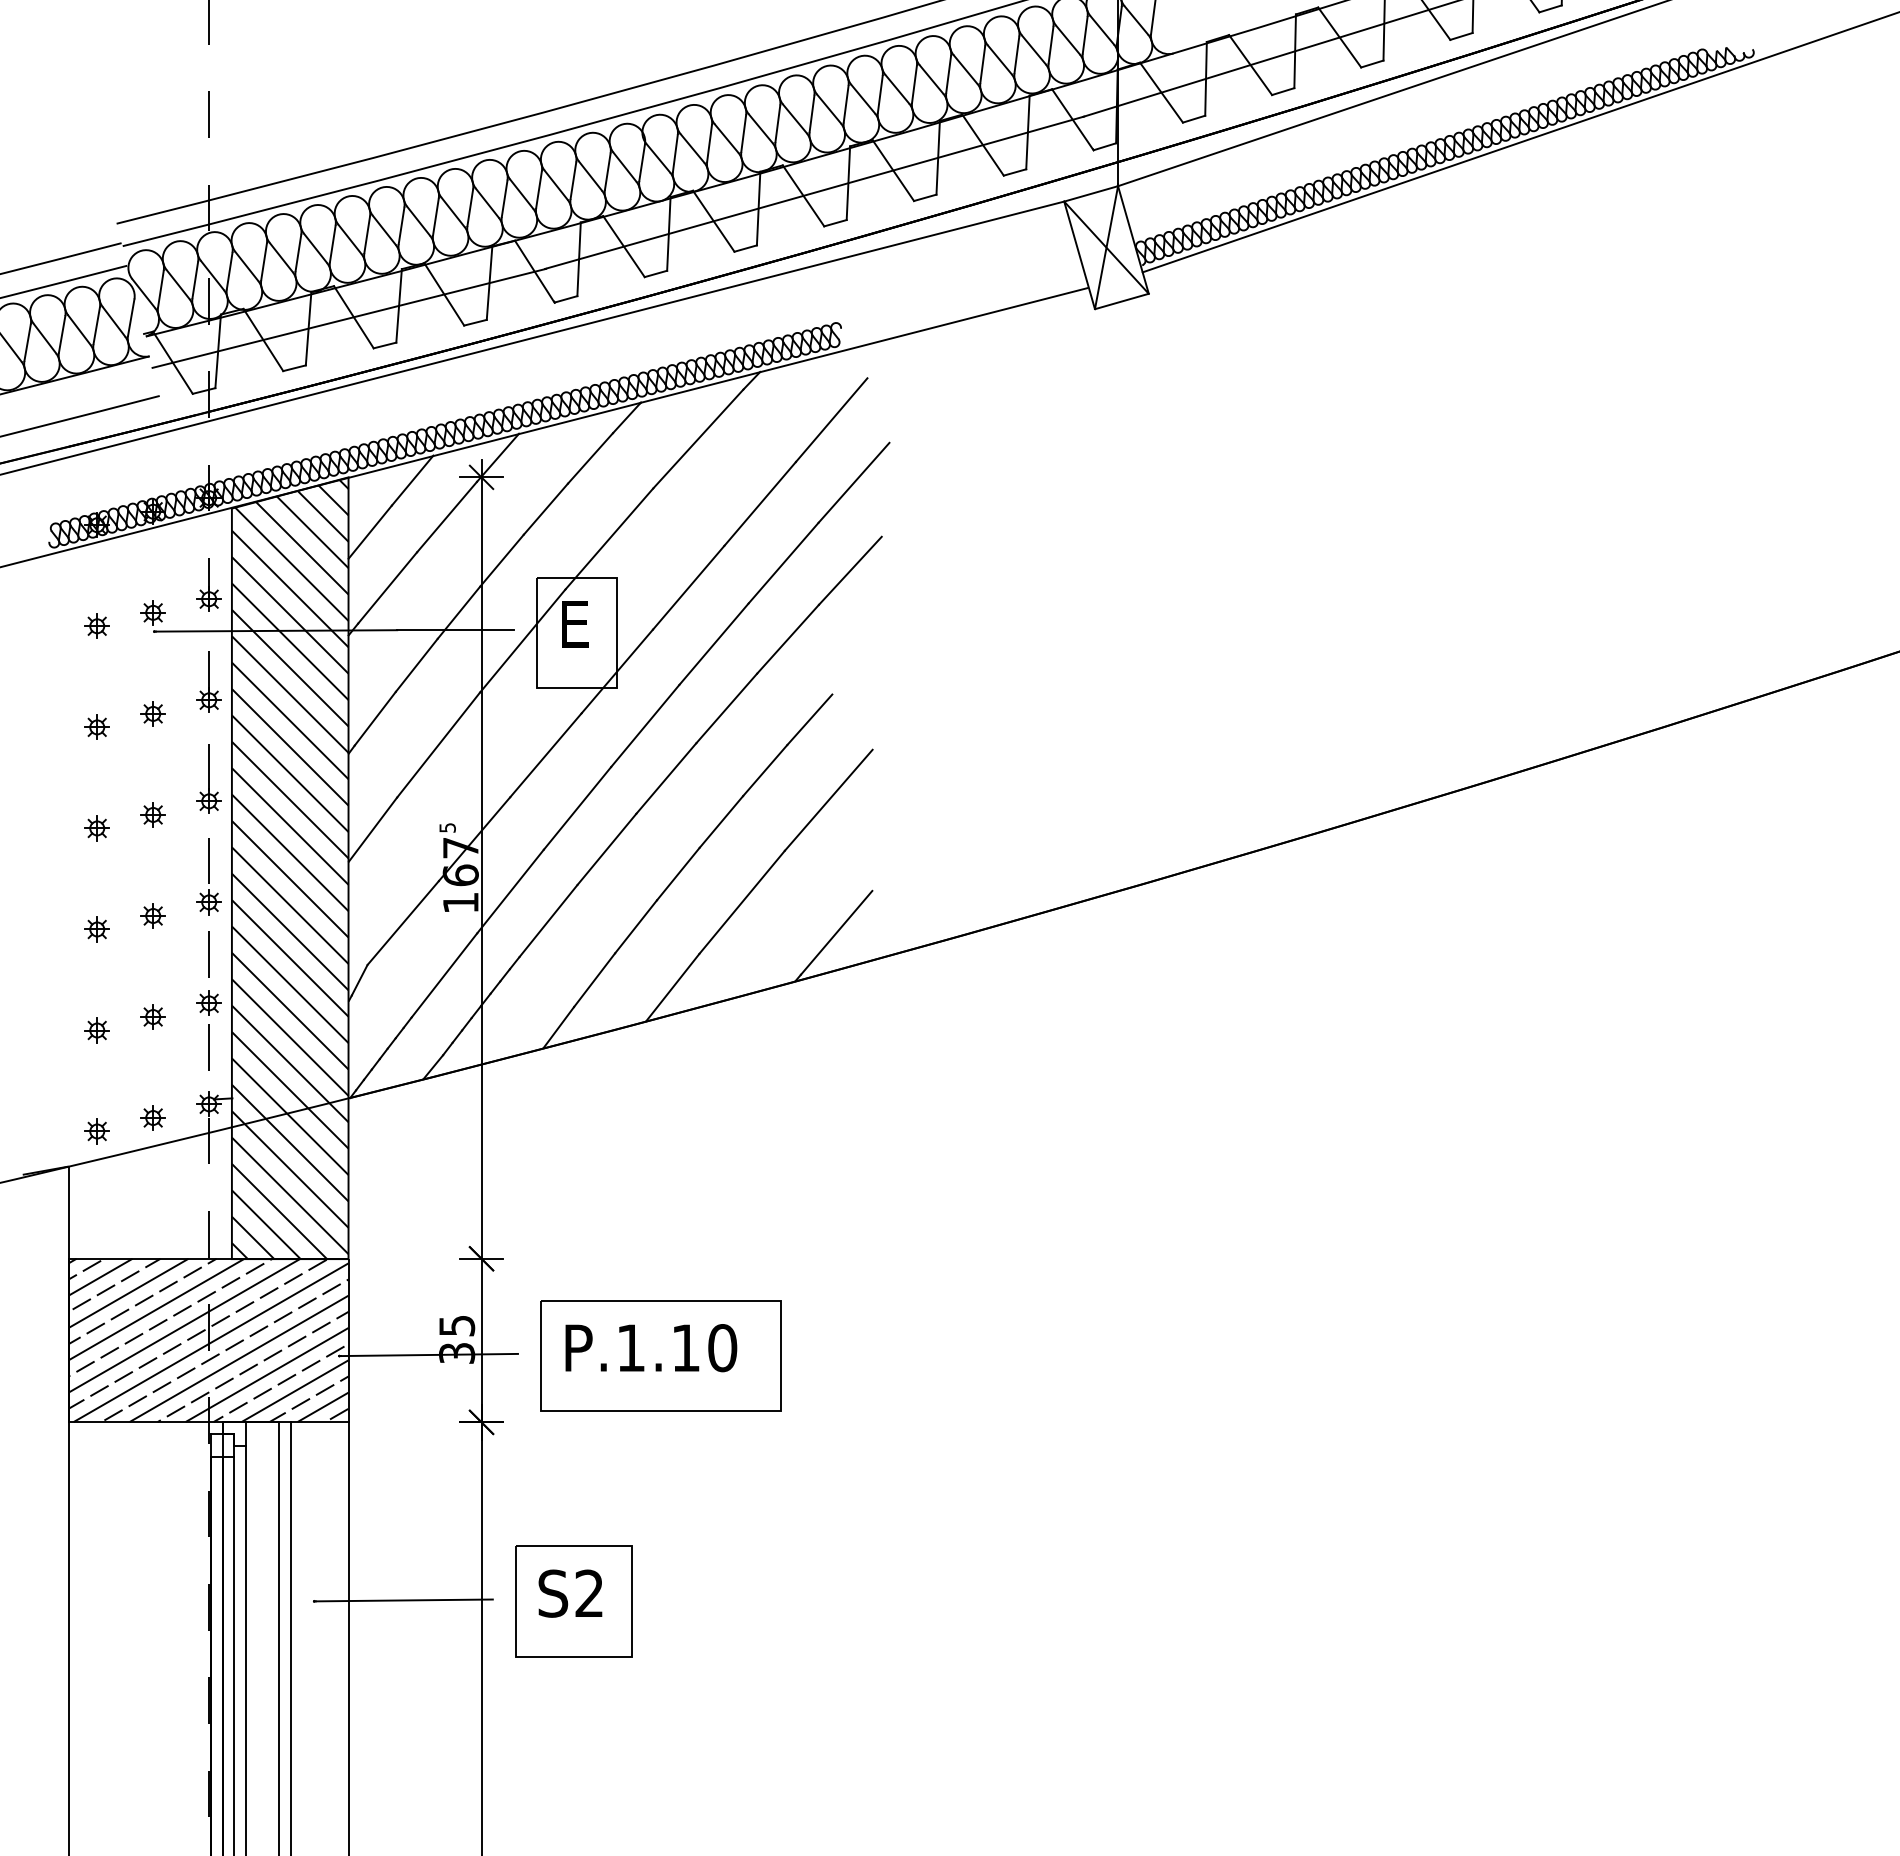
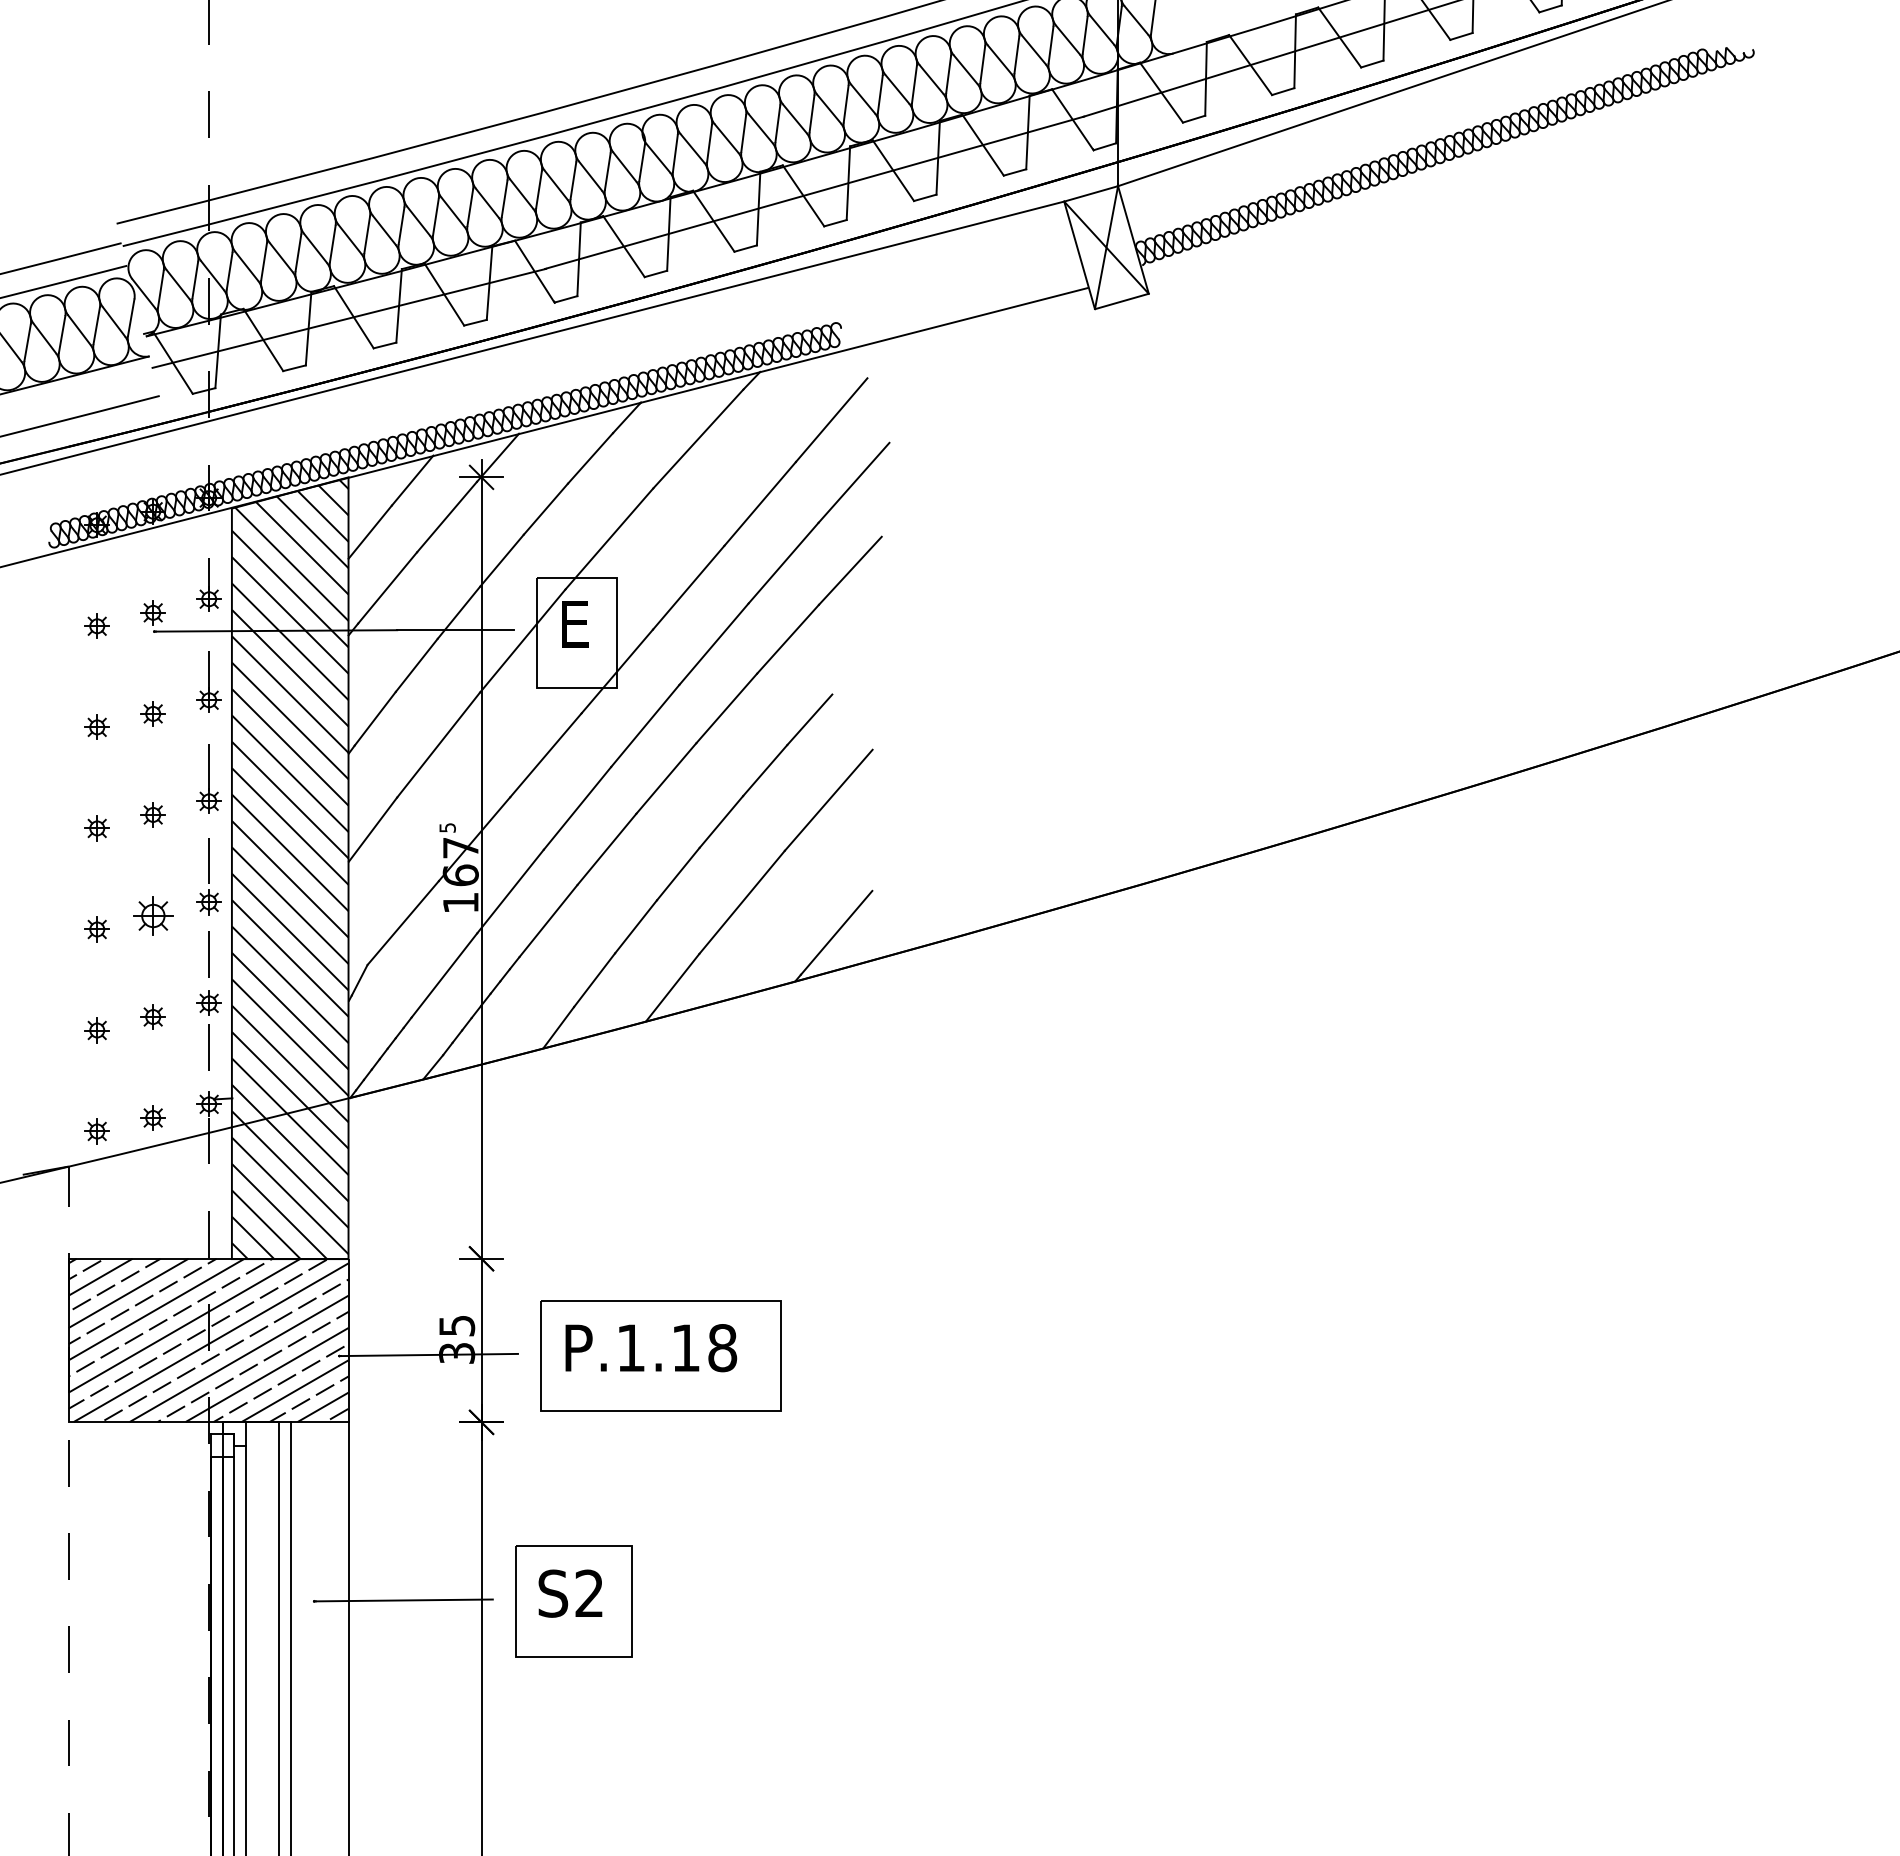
line: present -> none (1519, 142)
part size: 26x26 px -> 41x40 px (153, 915)
text: P.1.10 -> P.1.18 (722, 1348)
line: solid -> dashed (68, 1510)
